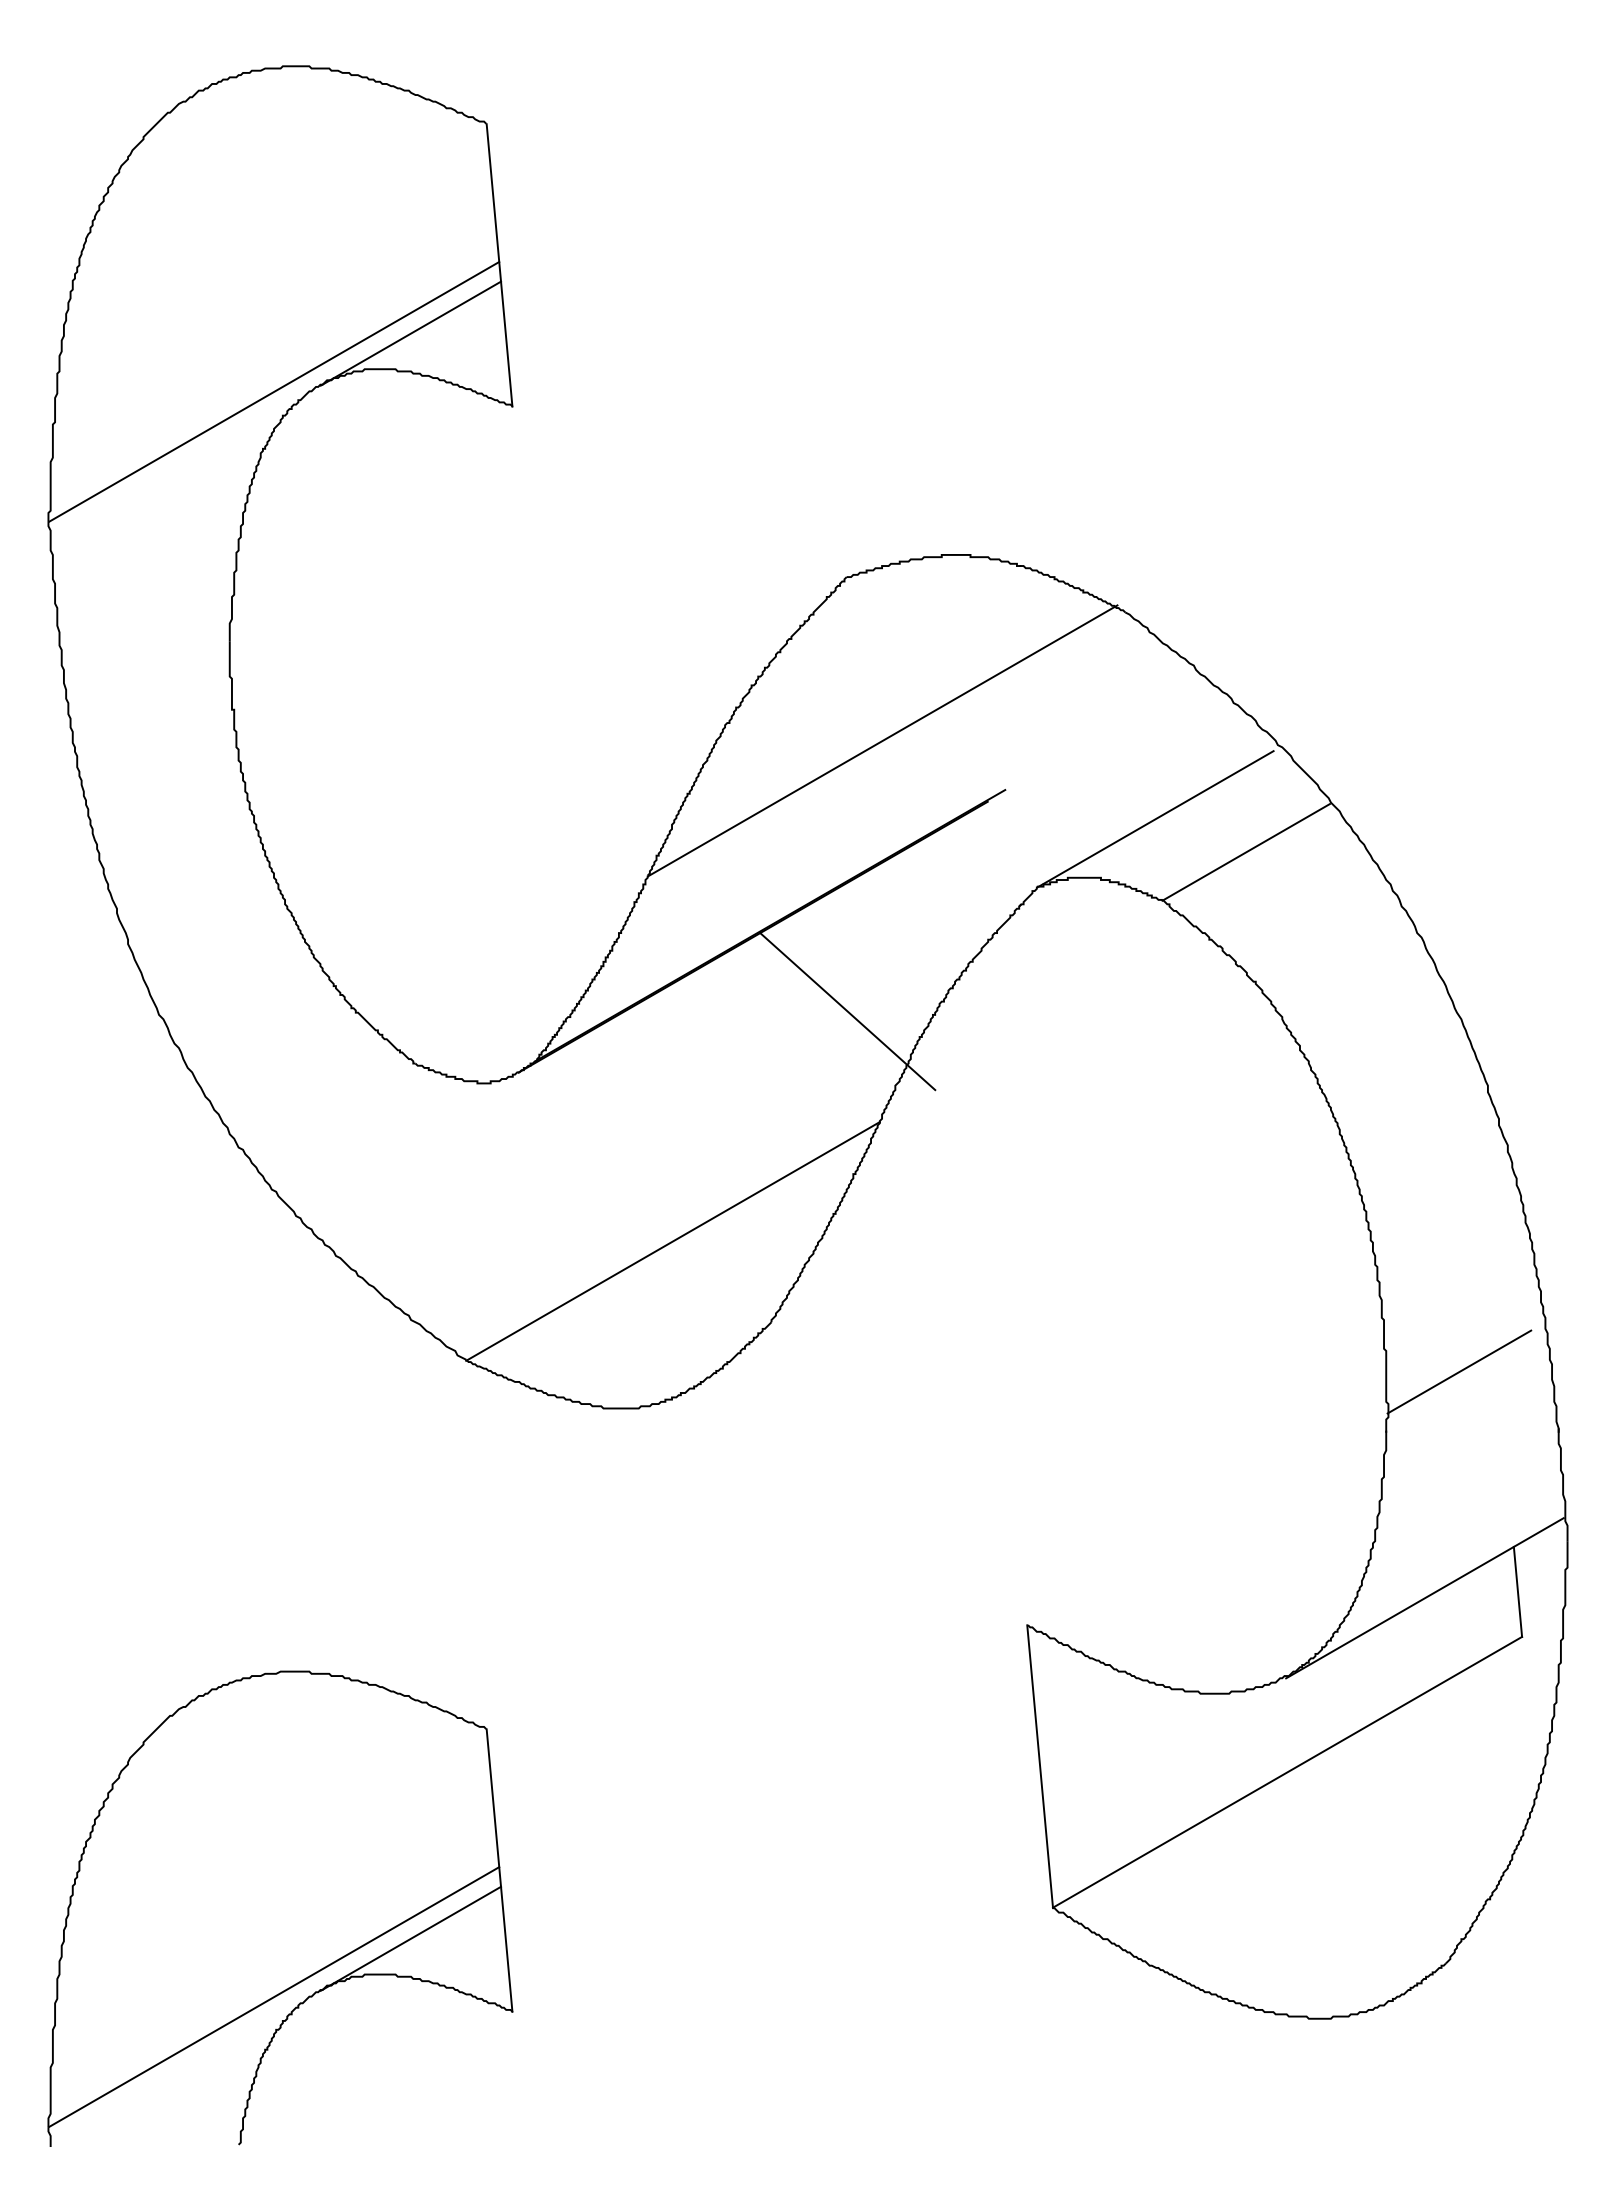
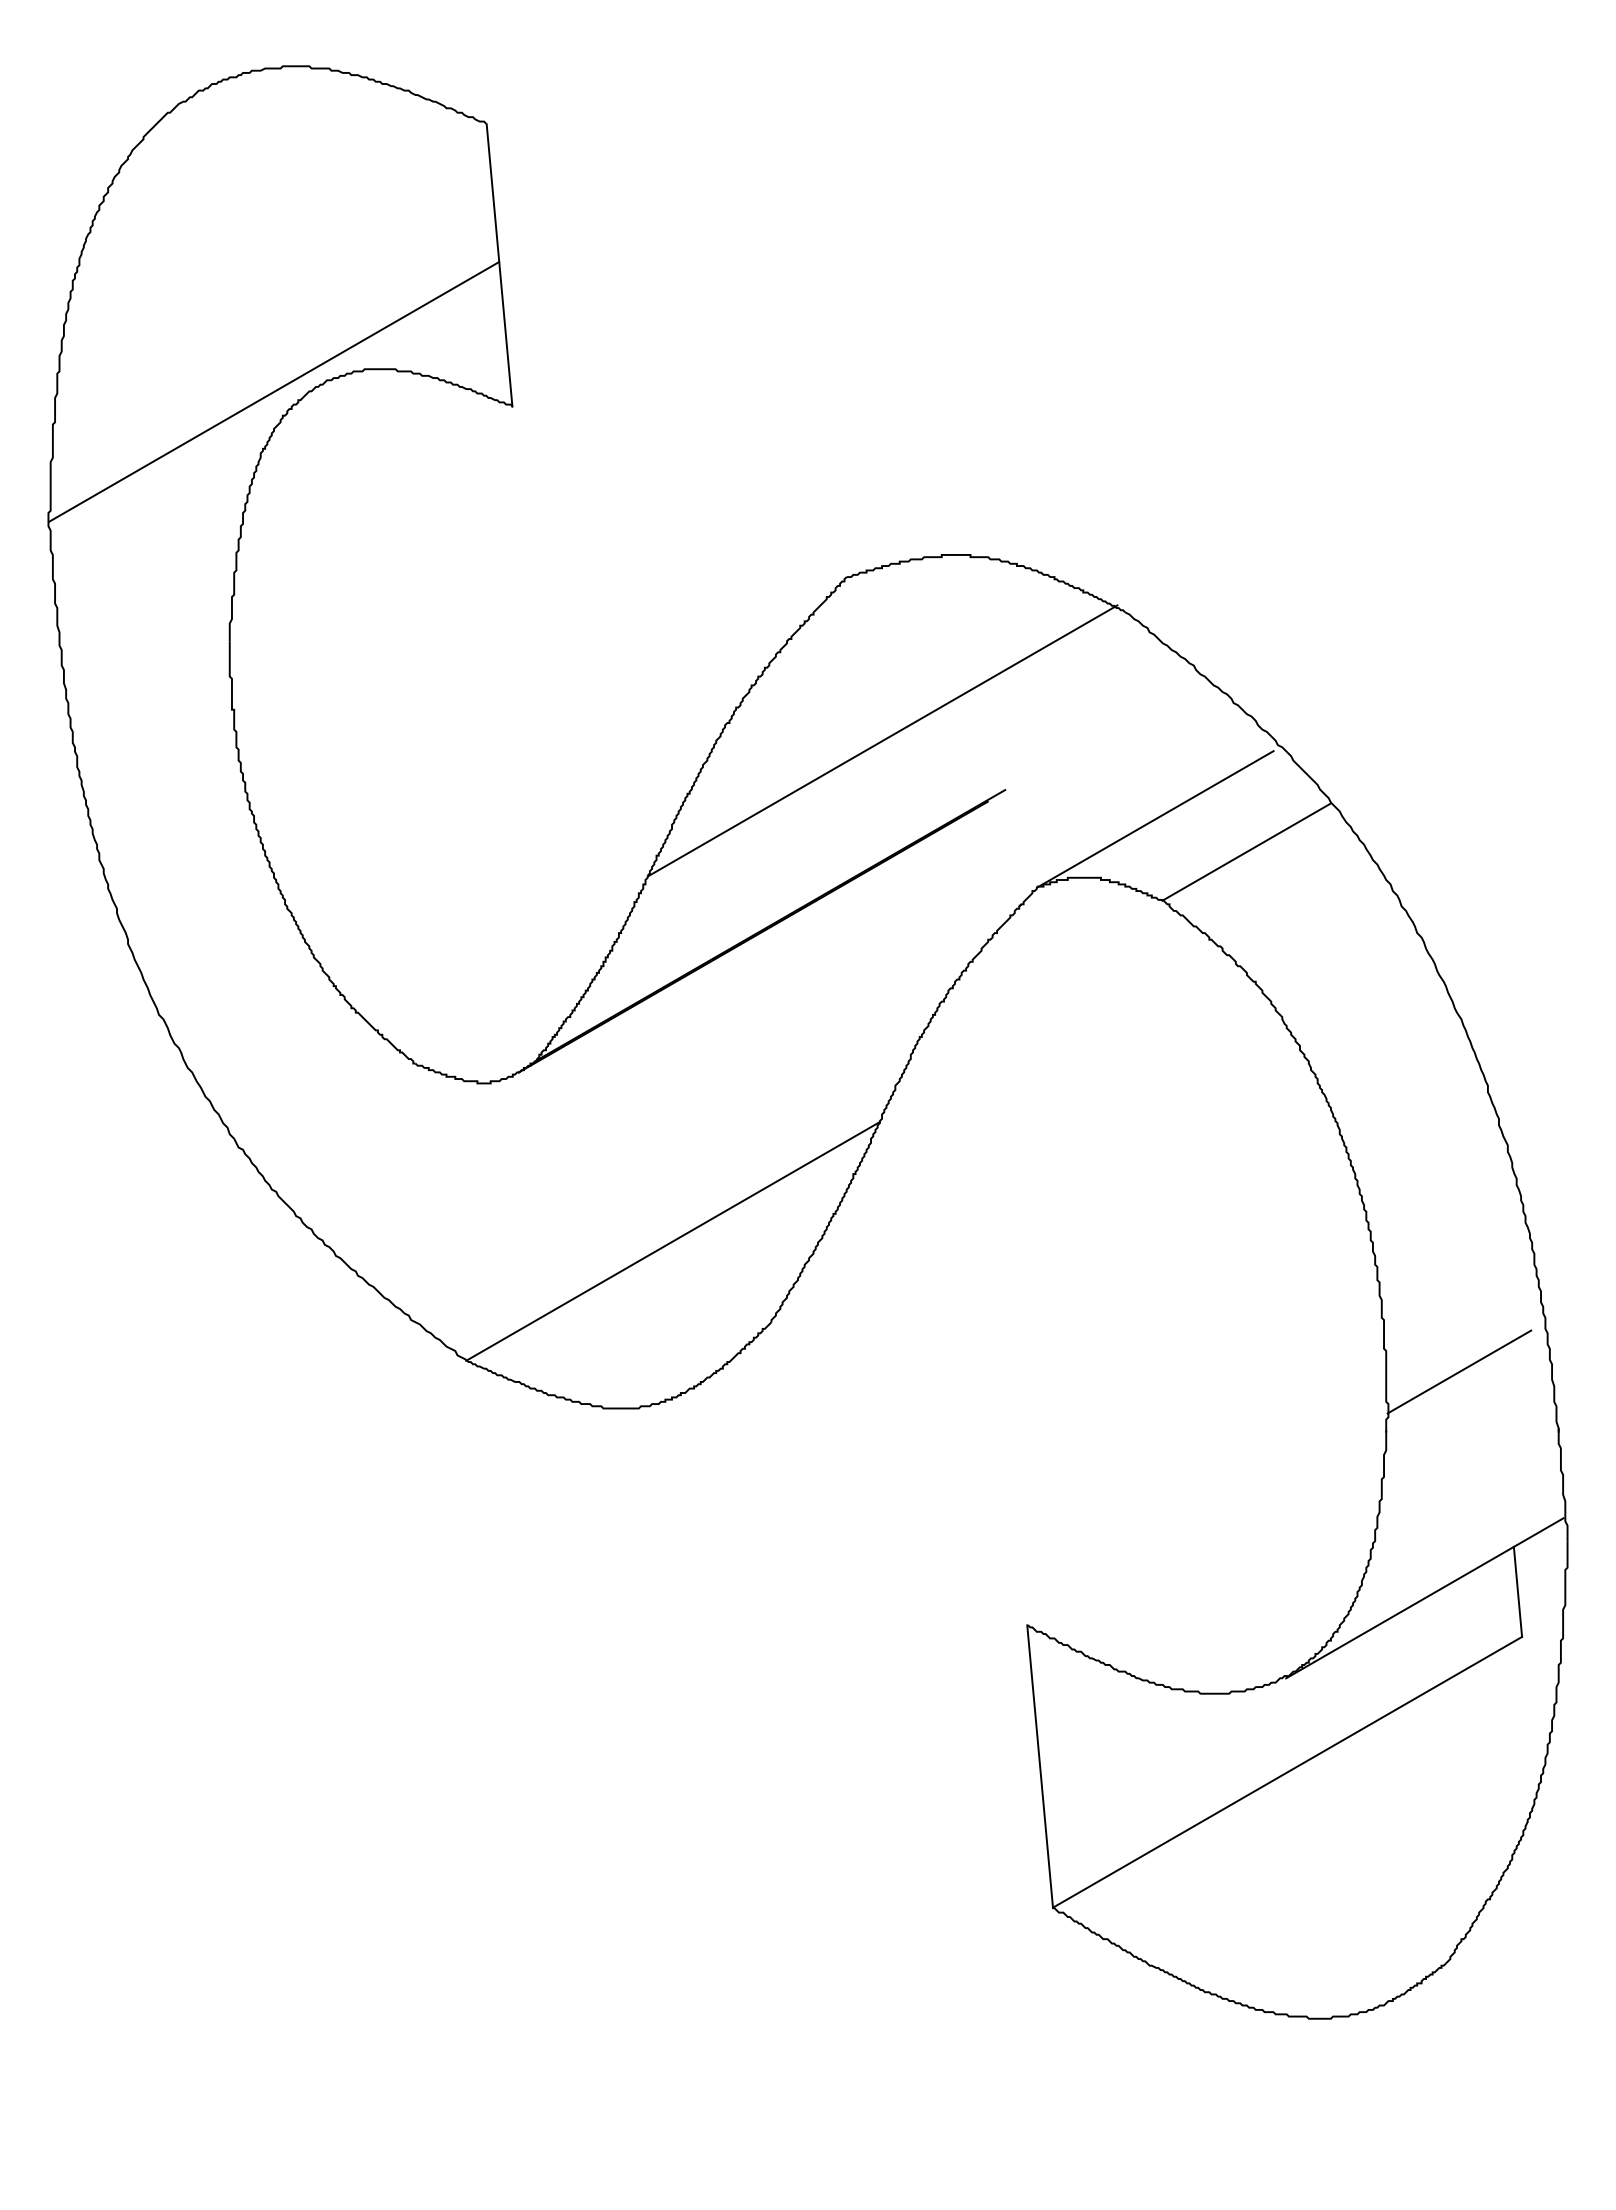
line: present -> none (410, 333)
line: present -> none (847, 1011)
part: present -> none (280, 1908)
